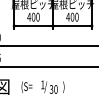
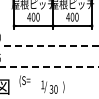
line: solid -> dashed (49, 46)
line: solid -> dashed (49, 66)
text position: (26, 86) -> (24, 80) (24, 80)
